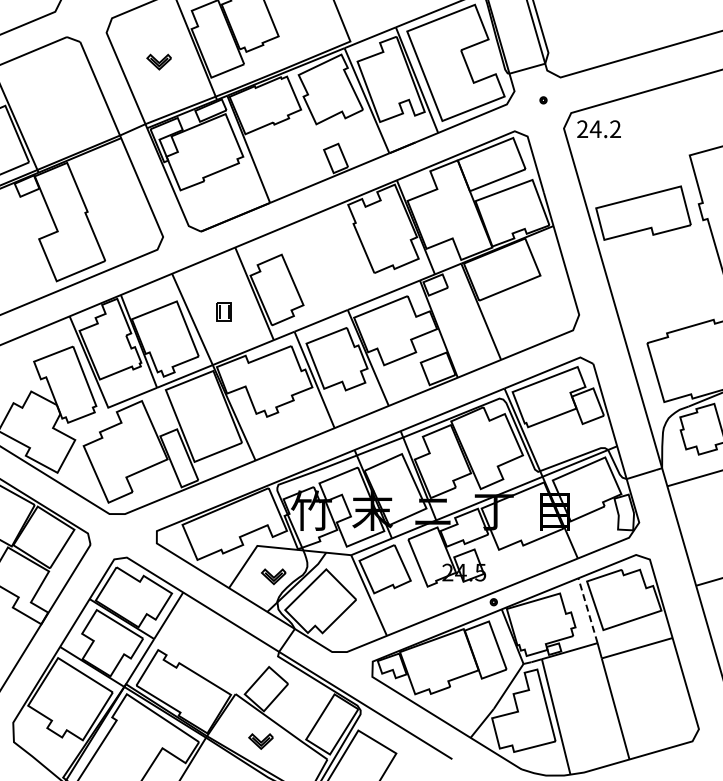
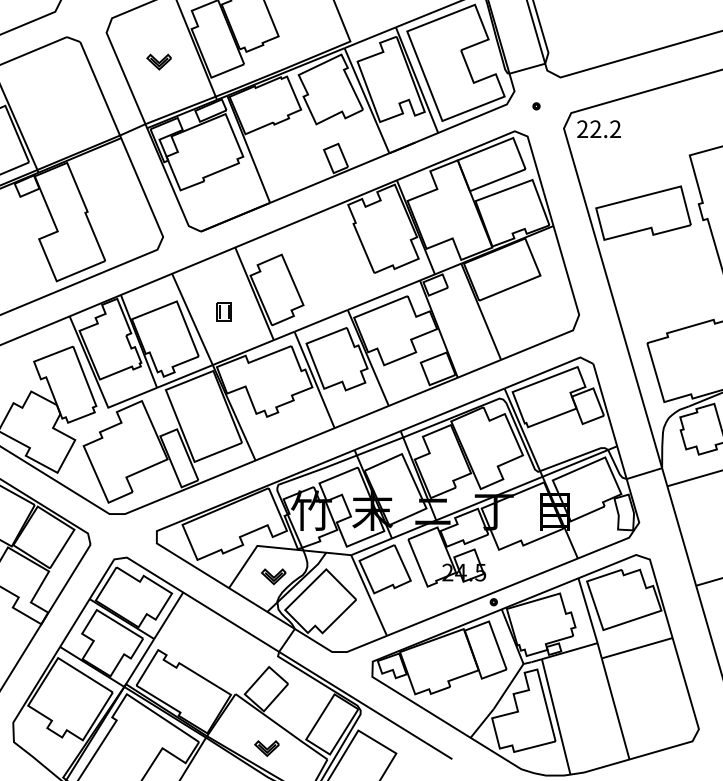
part position: (543, 100) -> (536, 106) (536, 106)
text: 24.2 -> 22.2 (595, 128)
line: dashed -> solid (588, 610)
part position: (260, 741) -> (266, 748) (266, 748)
